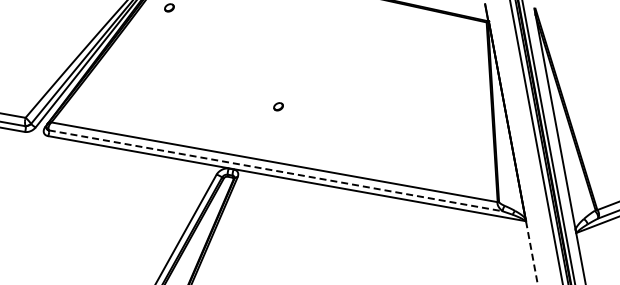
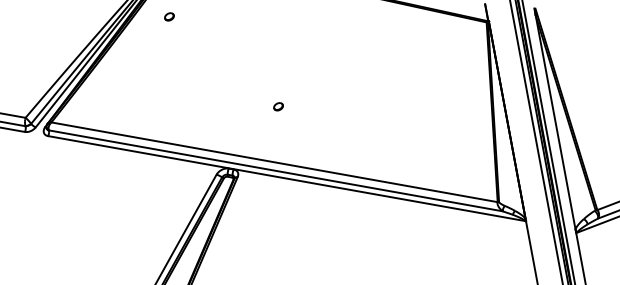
part position: (169, 7) -> (169, 16) (169, 16)
line: dashed -> solid (275, 170)
line: dashed -> solid (531, 252)
